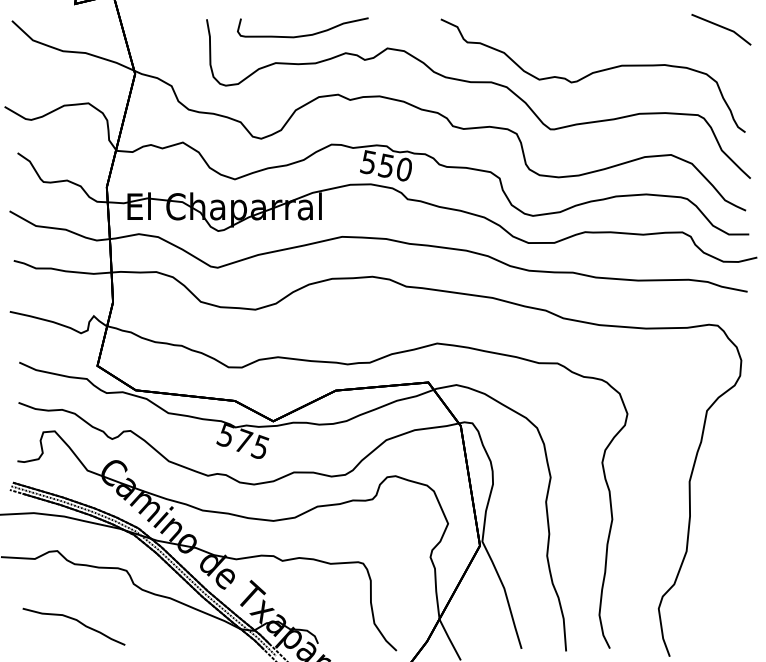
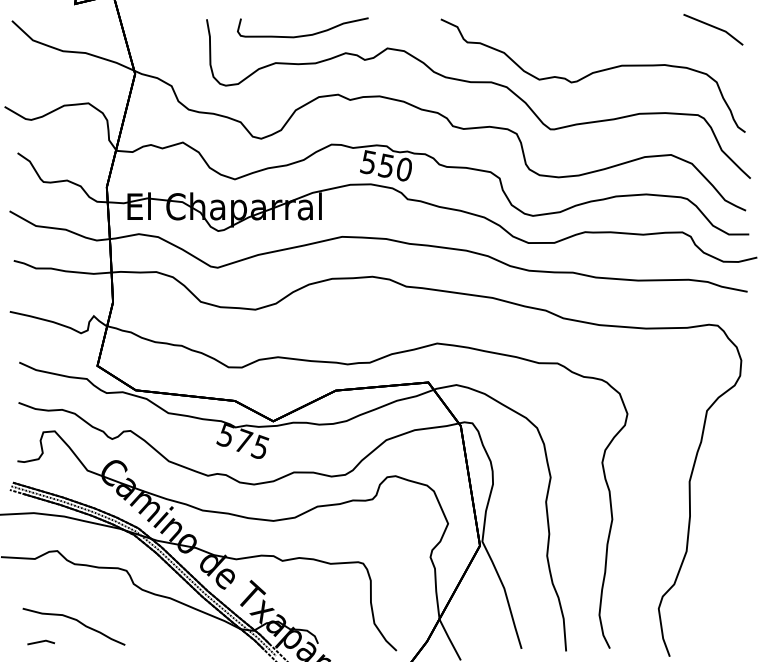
part position: (721, 29) -> (713, 29) (713, 29)
part: none -> present (41, 642)
